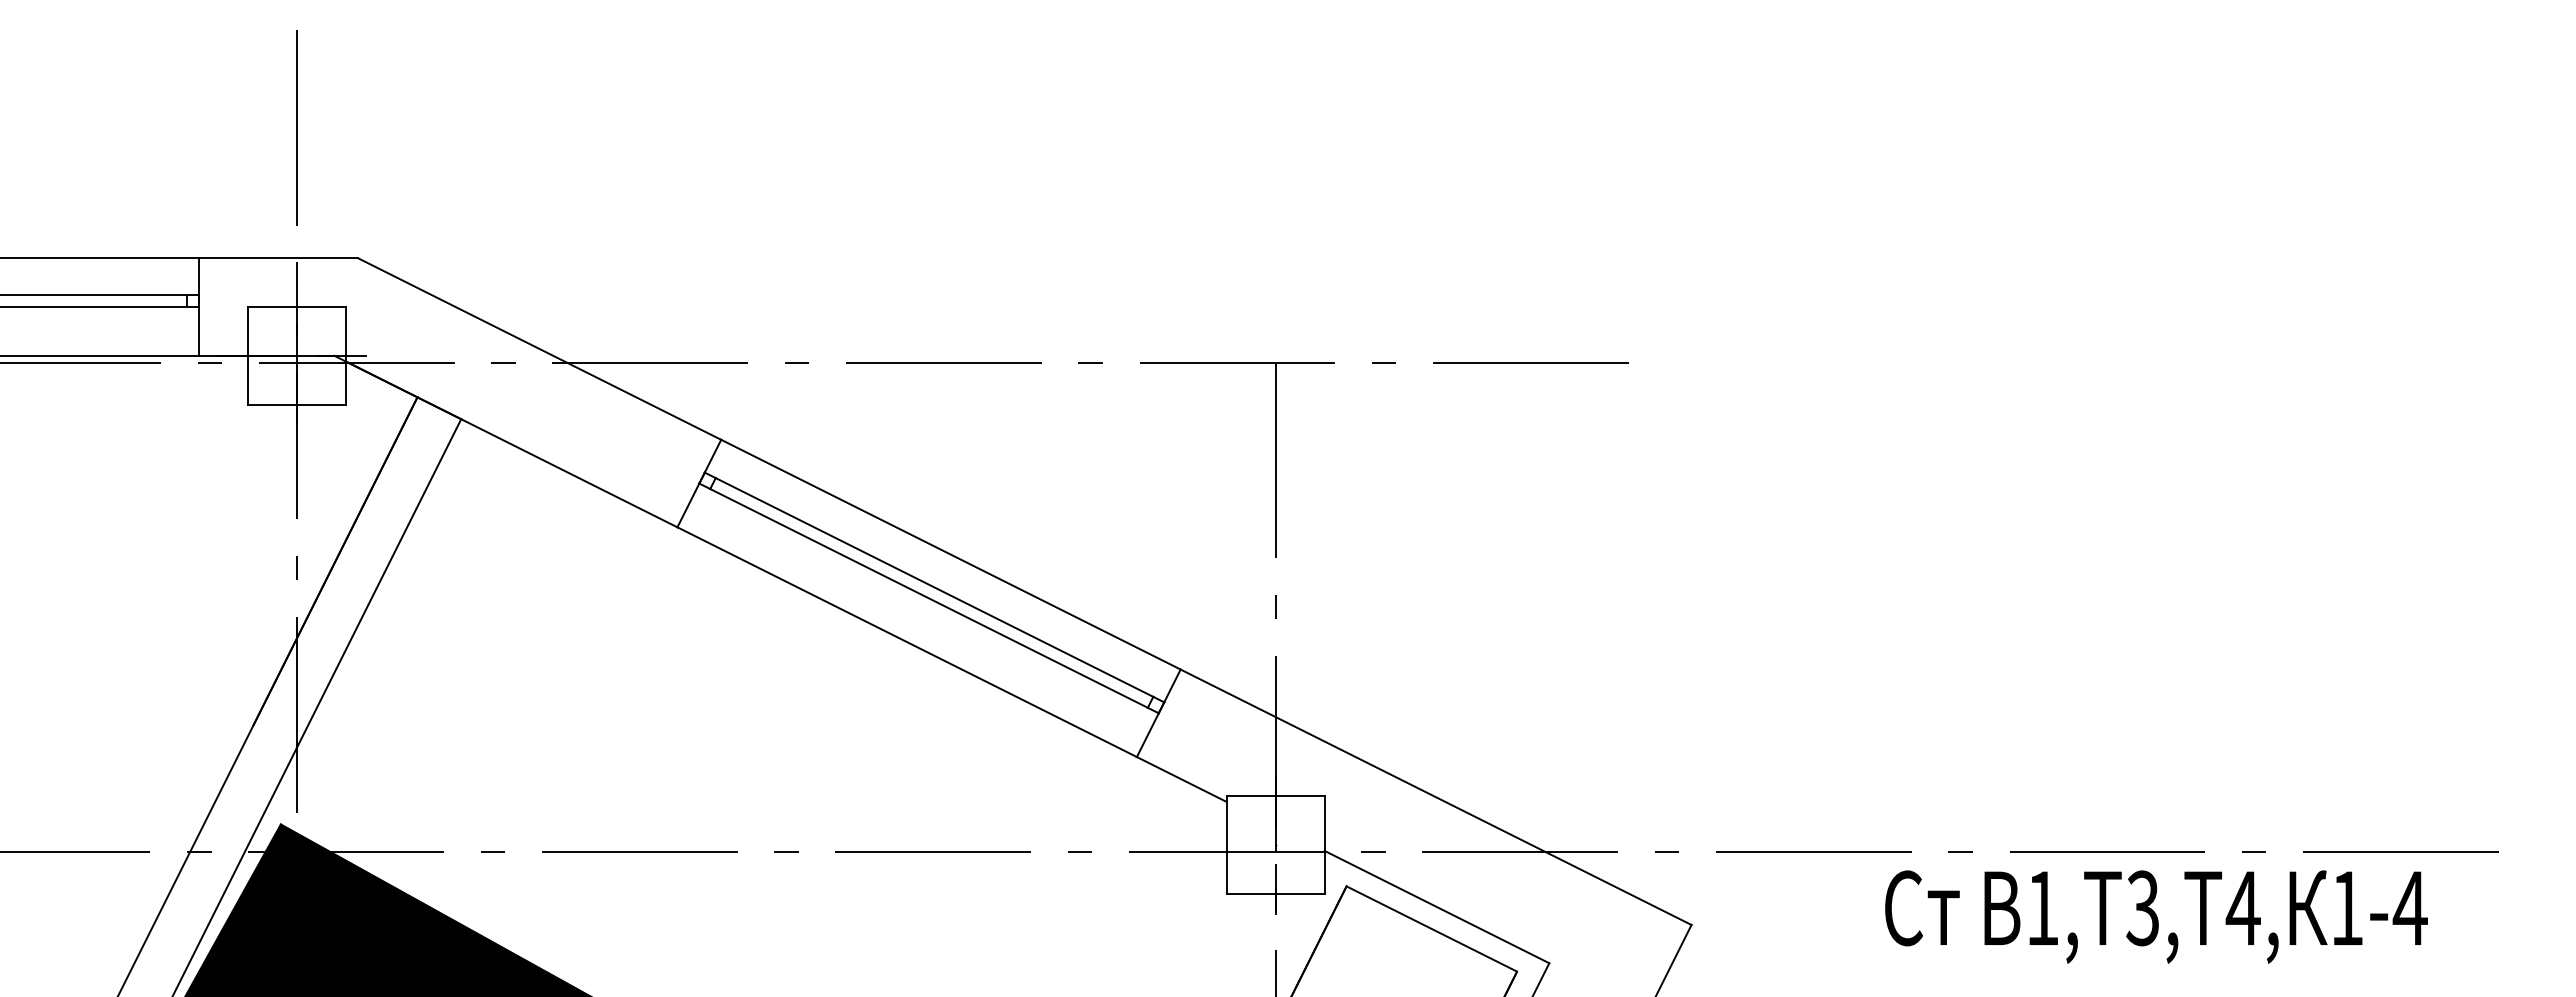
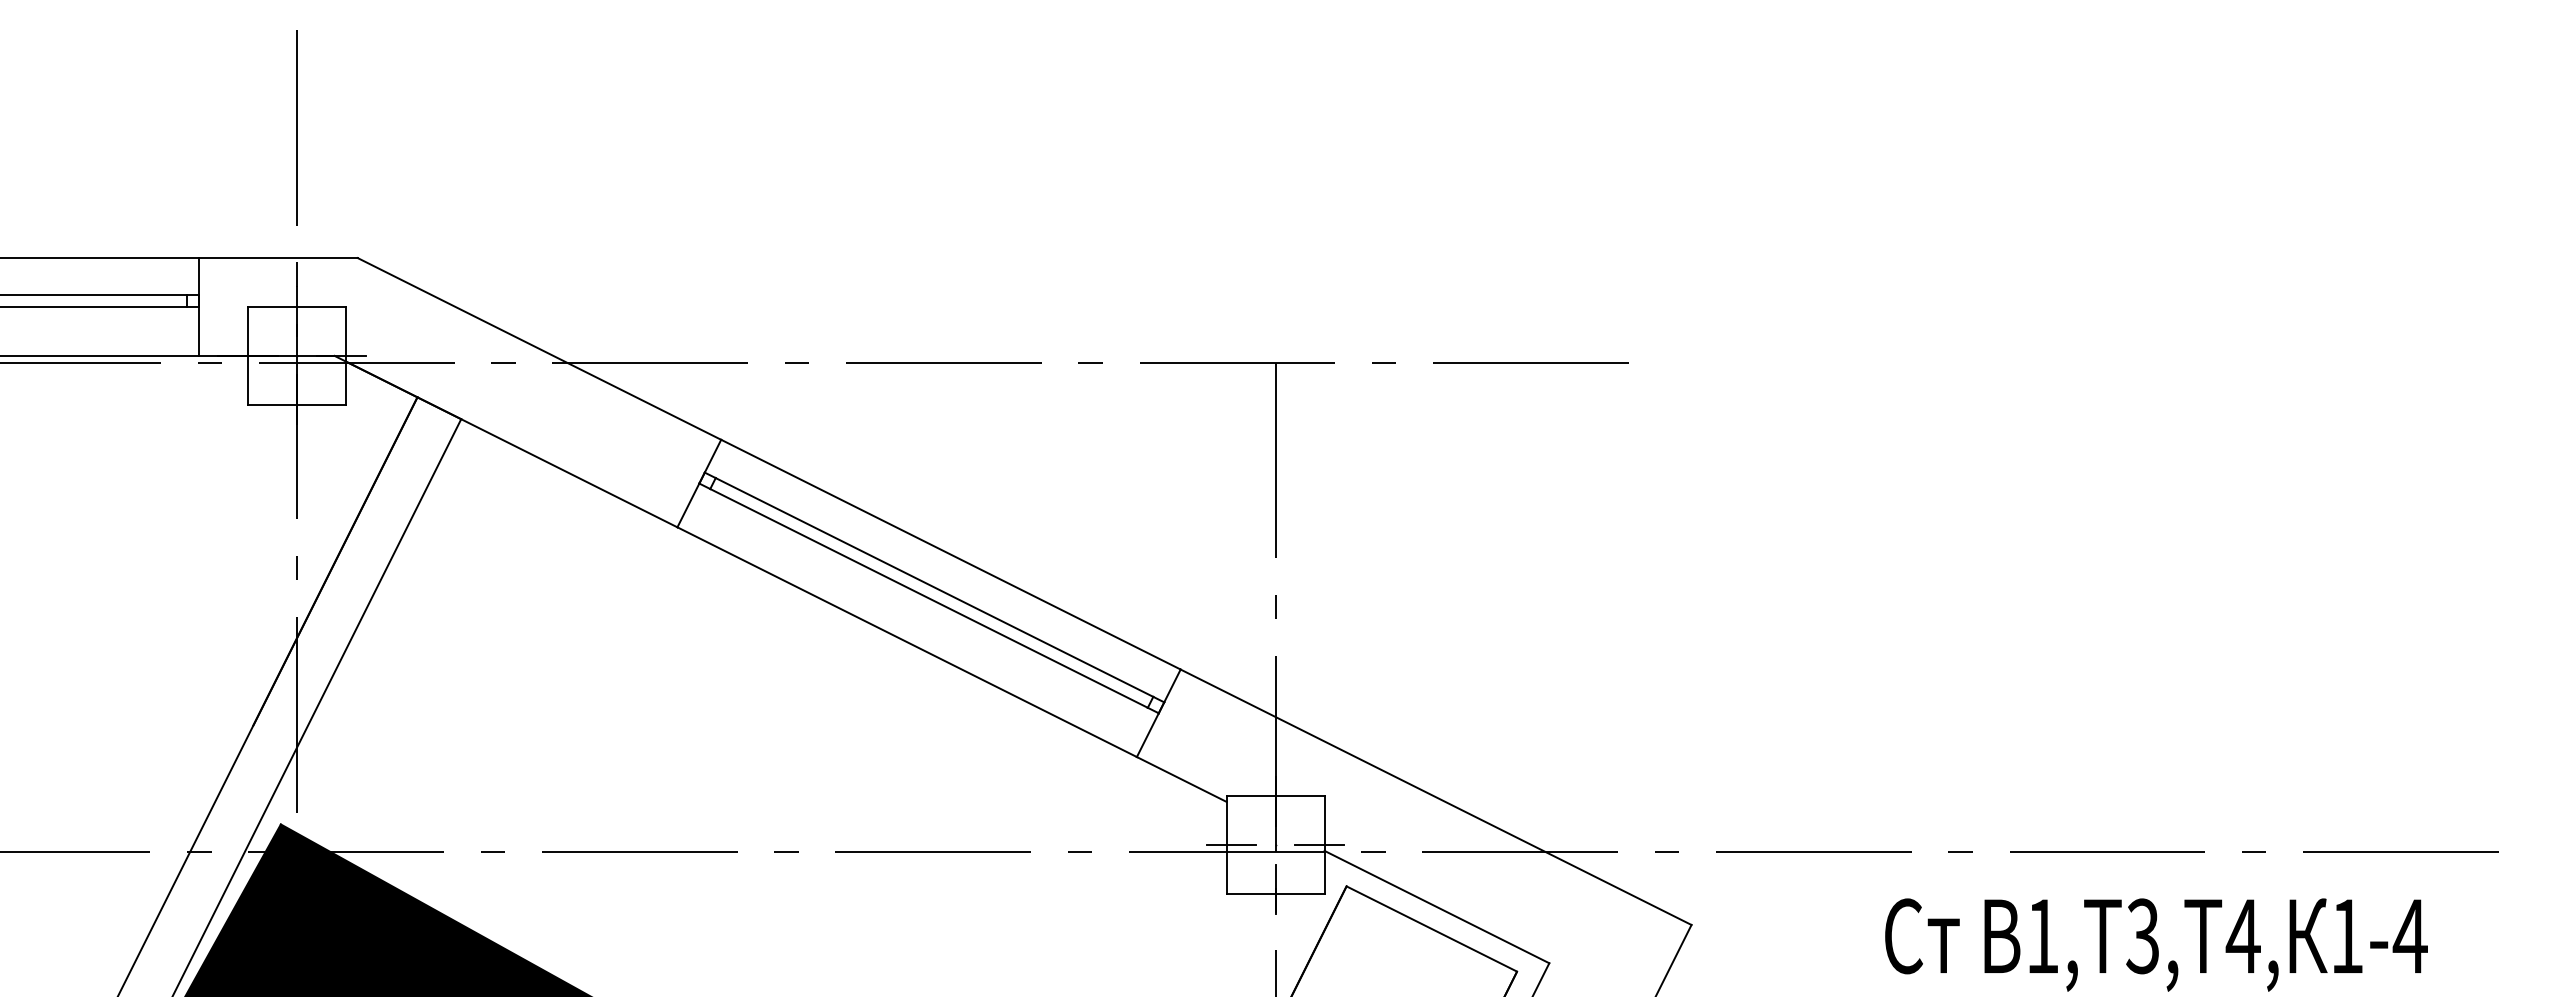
line: none -> present (1231, 845)
line: none -> present (1319, 845)
text position: (2156, 916) -> (2156, 944) (2156, 944)
